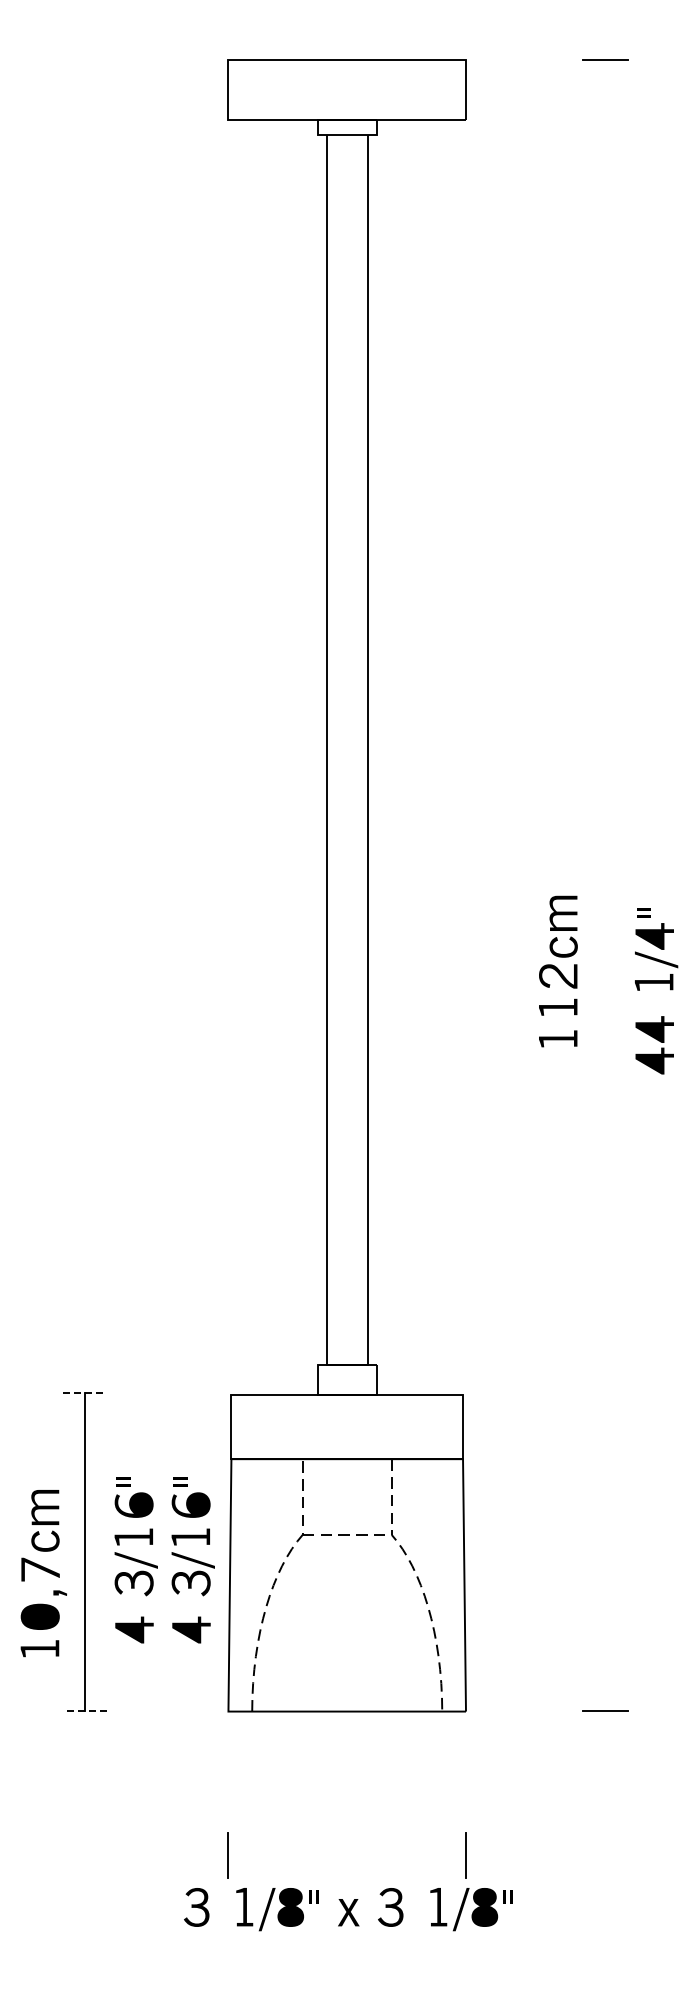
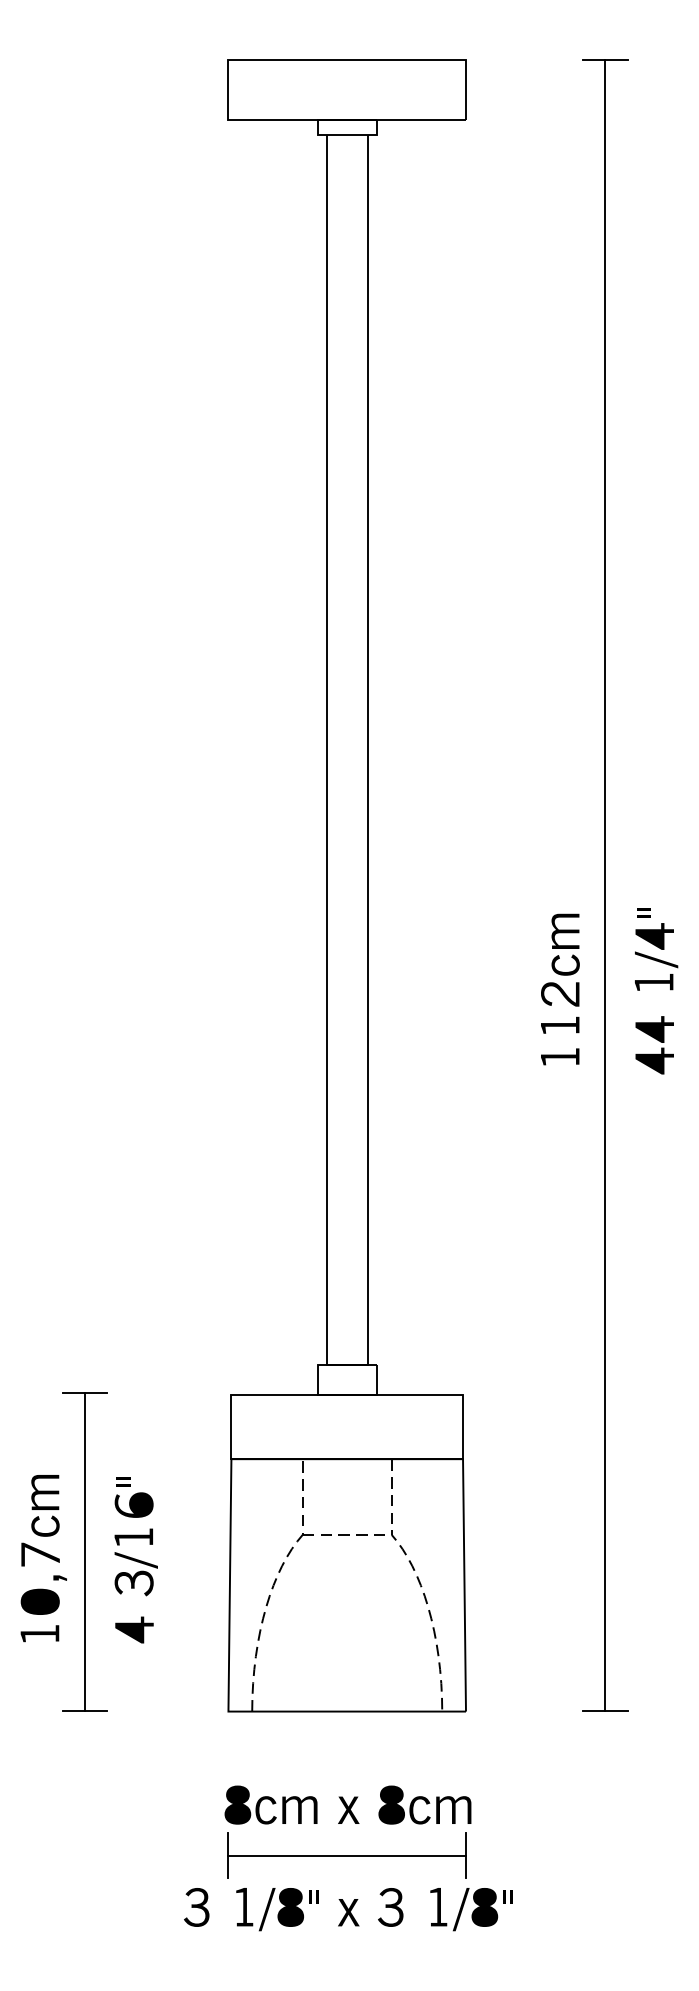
line: none -> present (605, 884)
part position: (558, 971) -> (560, 989) (560, 989)
line: dashed -> solid (85, 1392)
part: present -> none (192, 1560)
part position: (43, 1573) -> (43, 1558) (43, 1558)
line: dashed -> solid (84, 1710)
part: none -> present (347, 1804)
line: none -> present (347, 1855)
